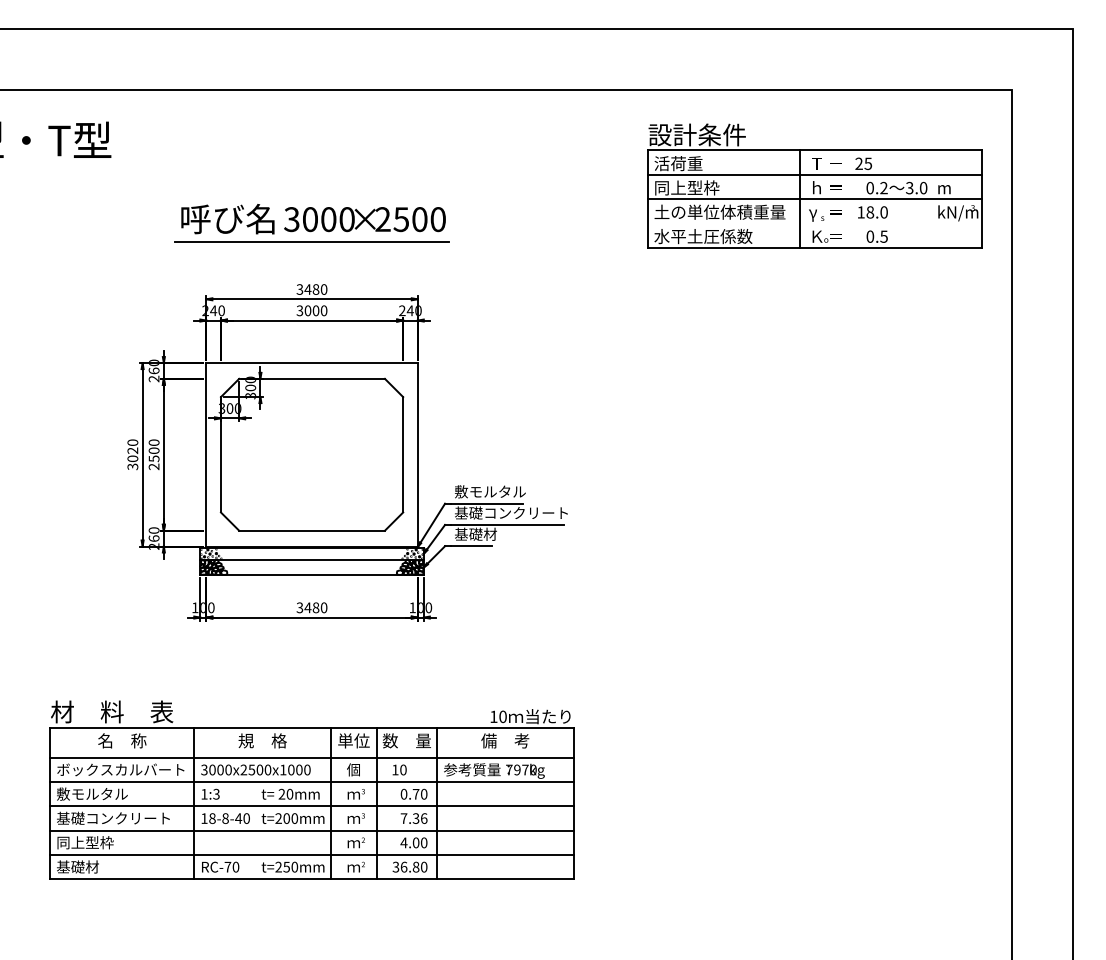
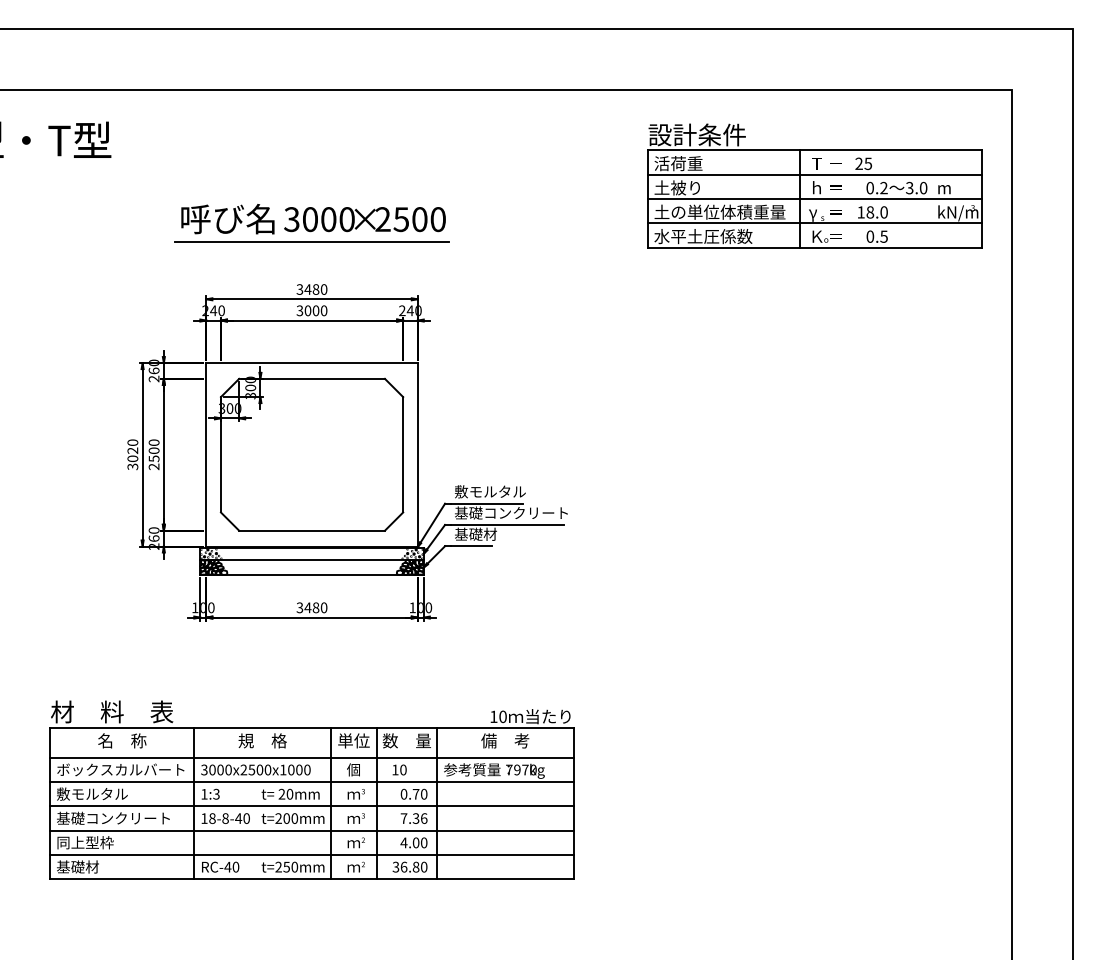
text: 同上型枠 -> 土被り (686, 187)
line: none -> present (814, 223)
text: RC-70 -> RC-40 (227, 866)
